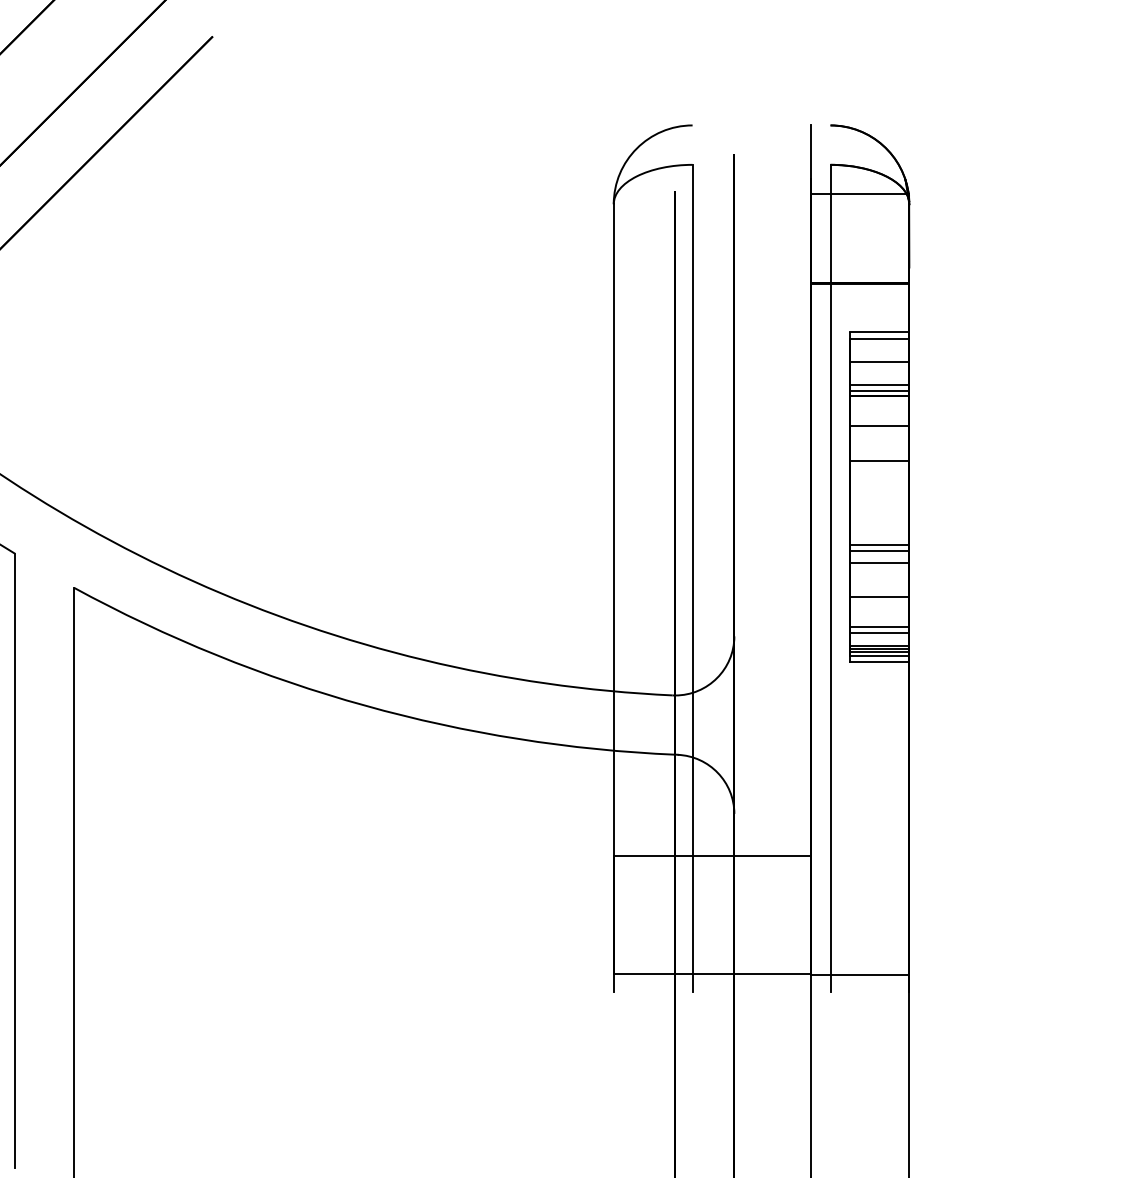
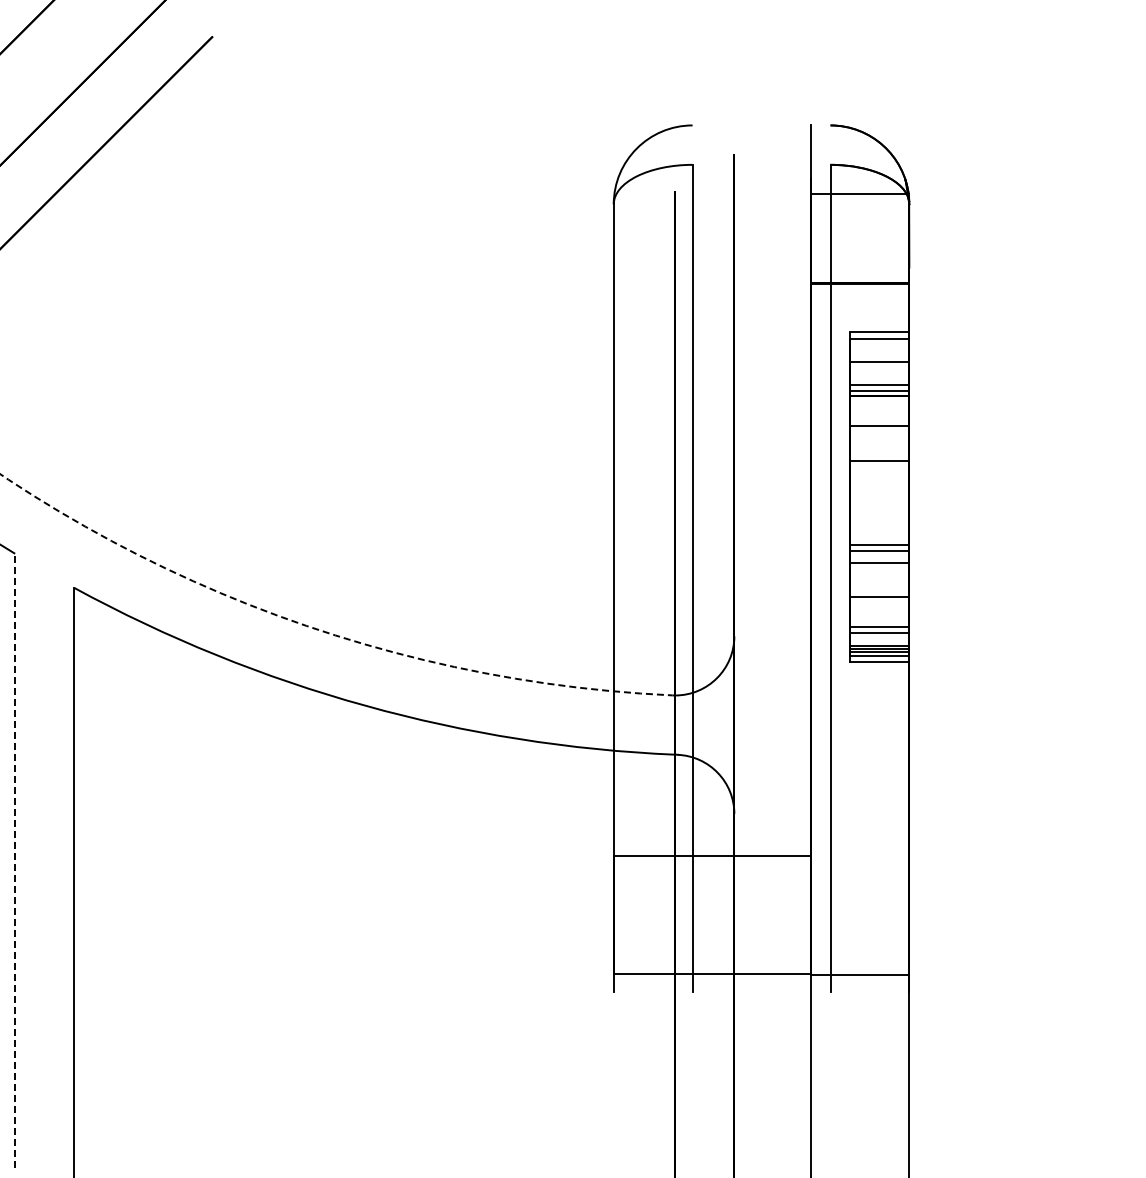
arc: solid -> dashed (319, 630)
line: solid -> dashed (15, 860)
